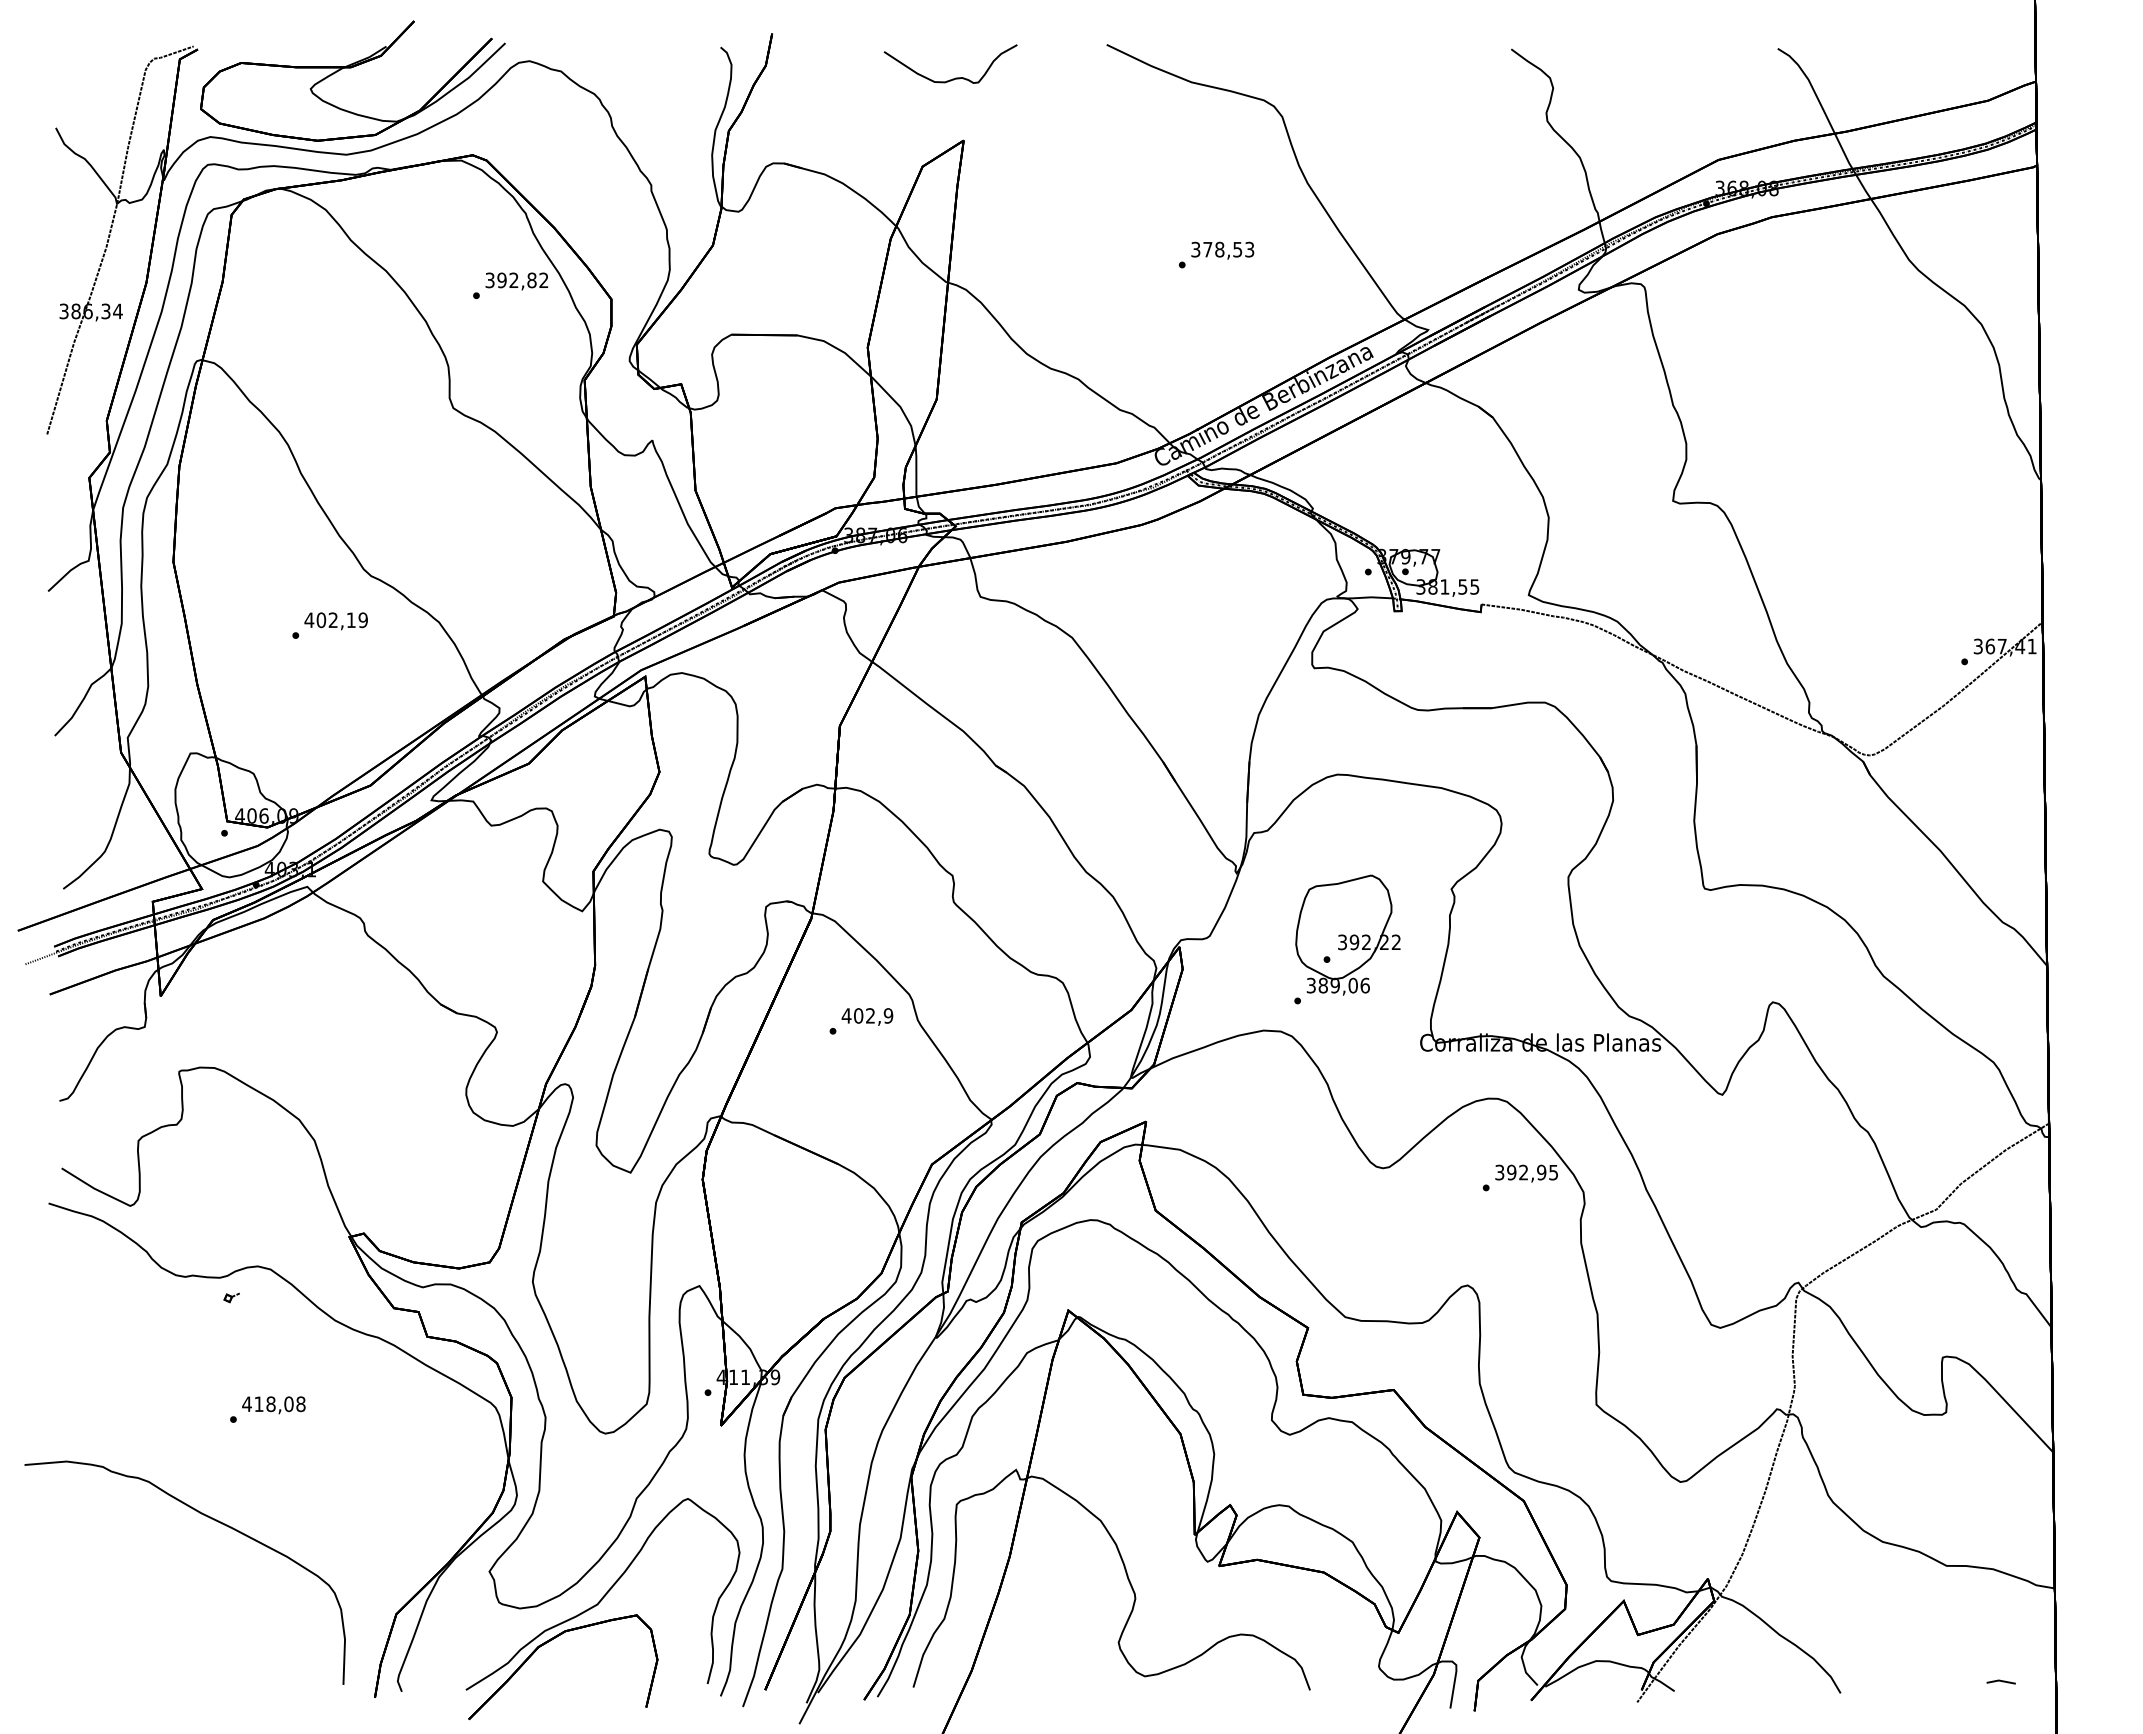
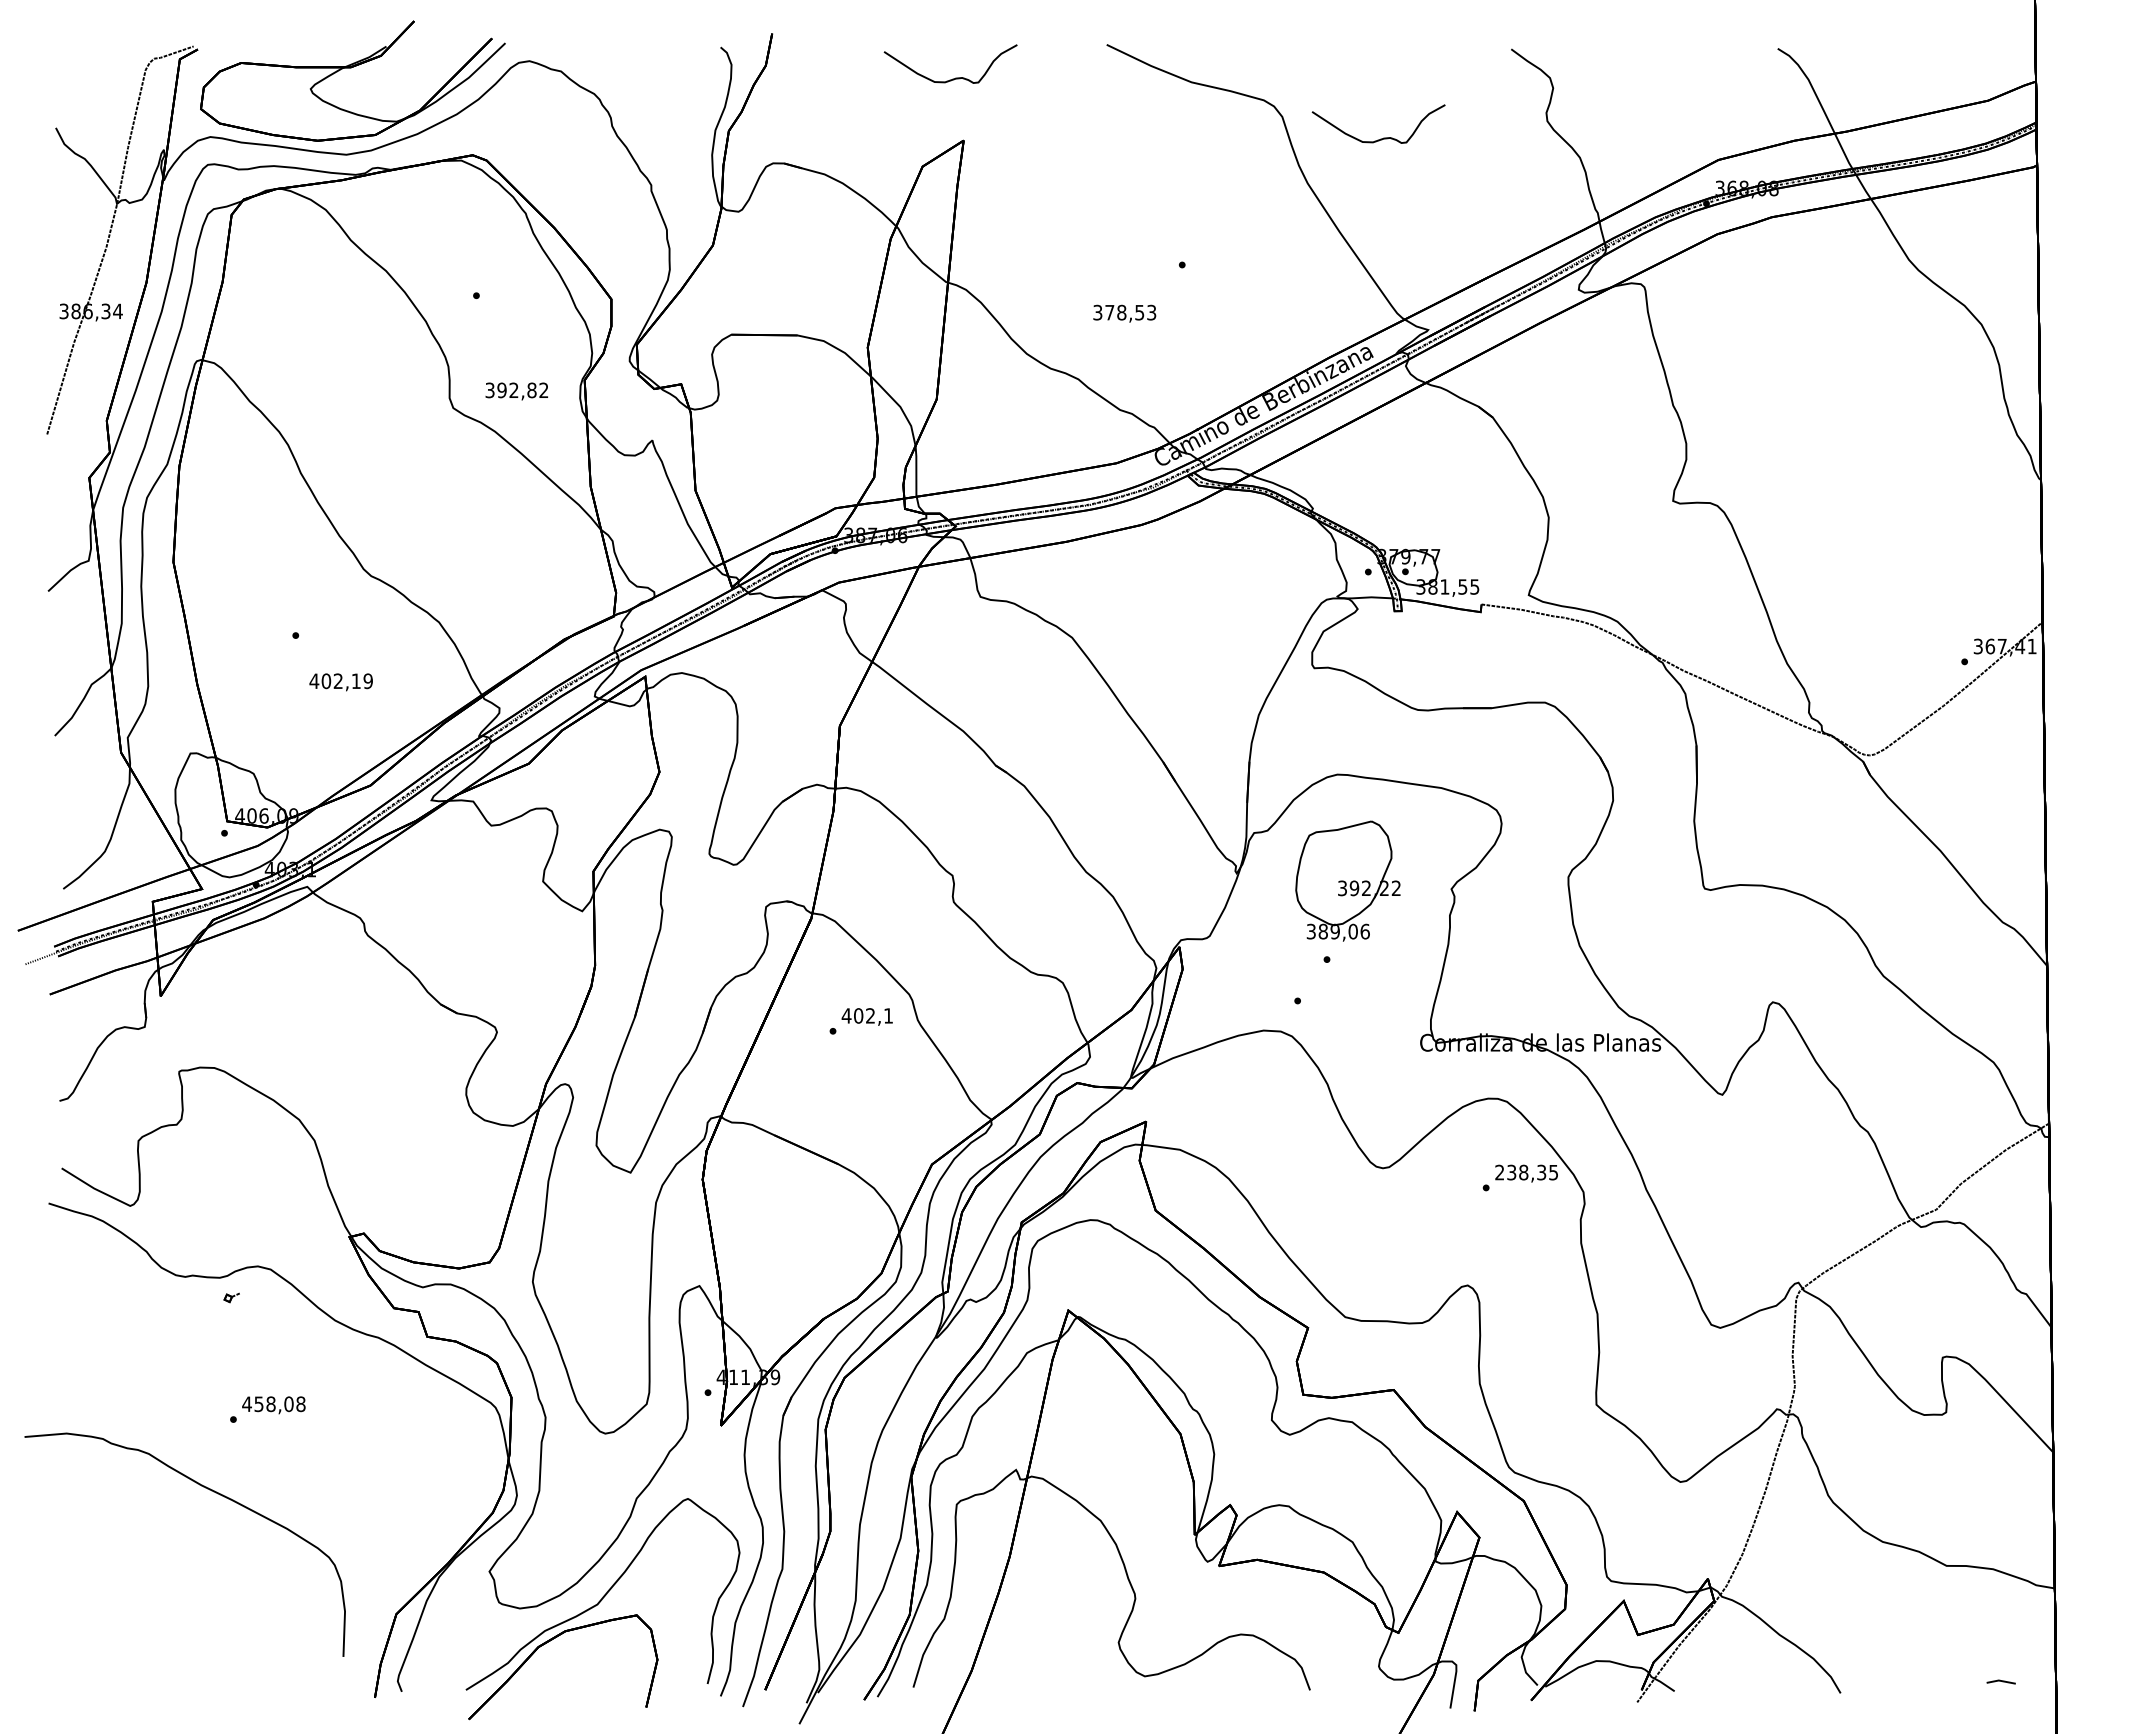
curve: none -> present (1383, 137)
text position: (1222, 250) -> (1124, 313) (1124, 313)
text position: (516, 281) -> (516, 391) (516, 391)
text position: (335, 621) -> (340, 682) (340, 682)
part position: (1347, 934) -> (1347, 880) (1347, 880)
text: 402,9 -> 402,1 (888, 1015)
text: 392,95 -> 238,35 (1520, 1172)
text: 418,08 -> 458,08 (258, 1404)
curve position: (211, 1519) -> (211, 1491) (211, 1491)
